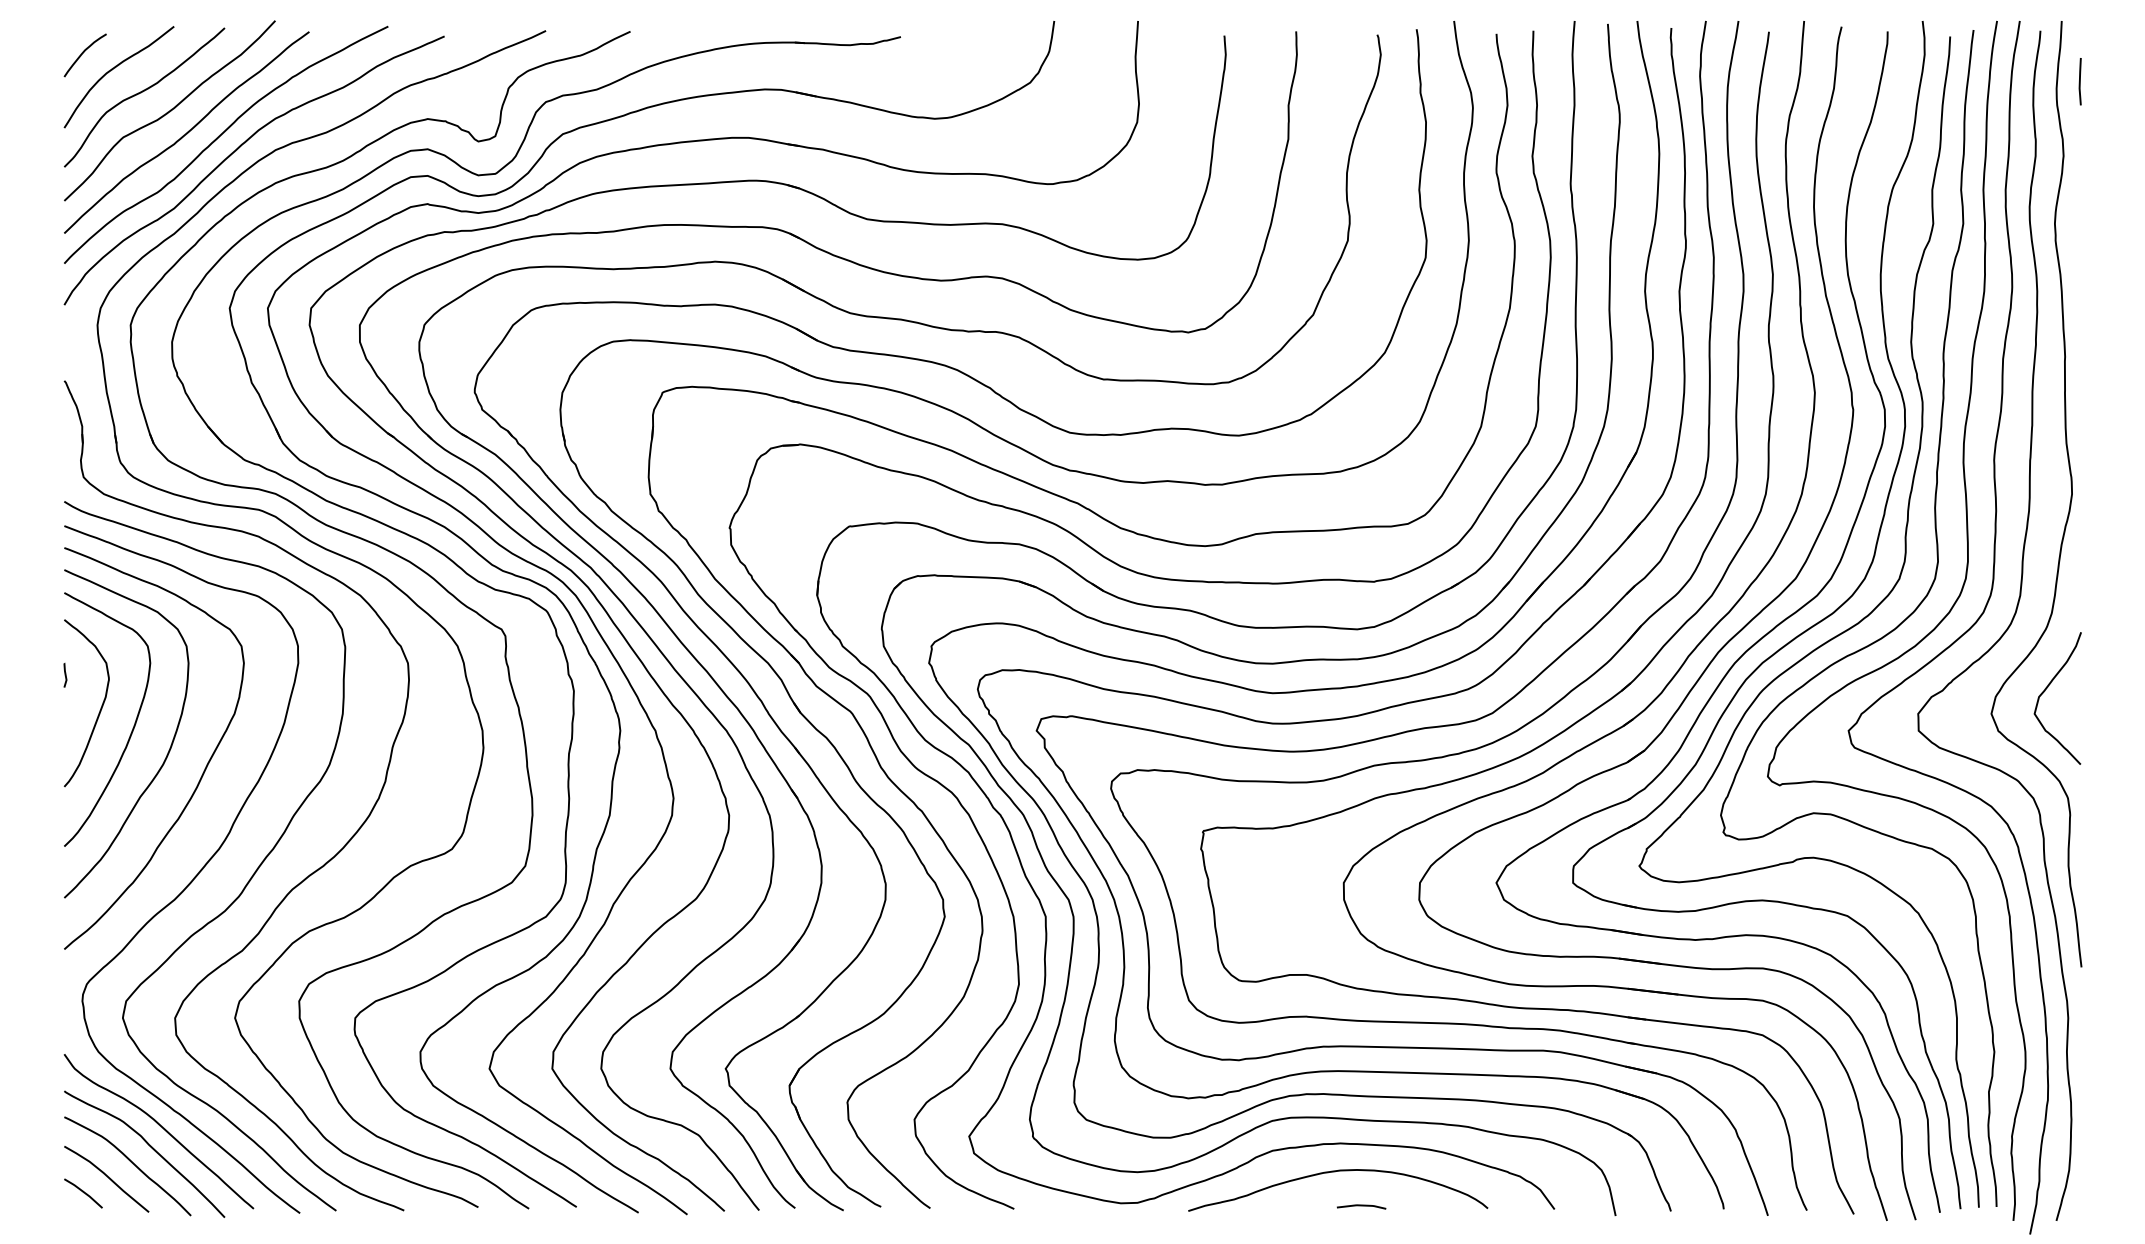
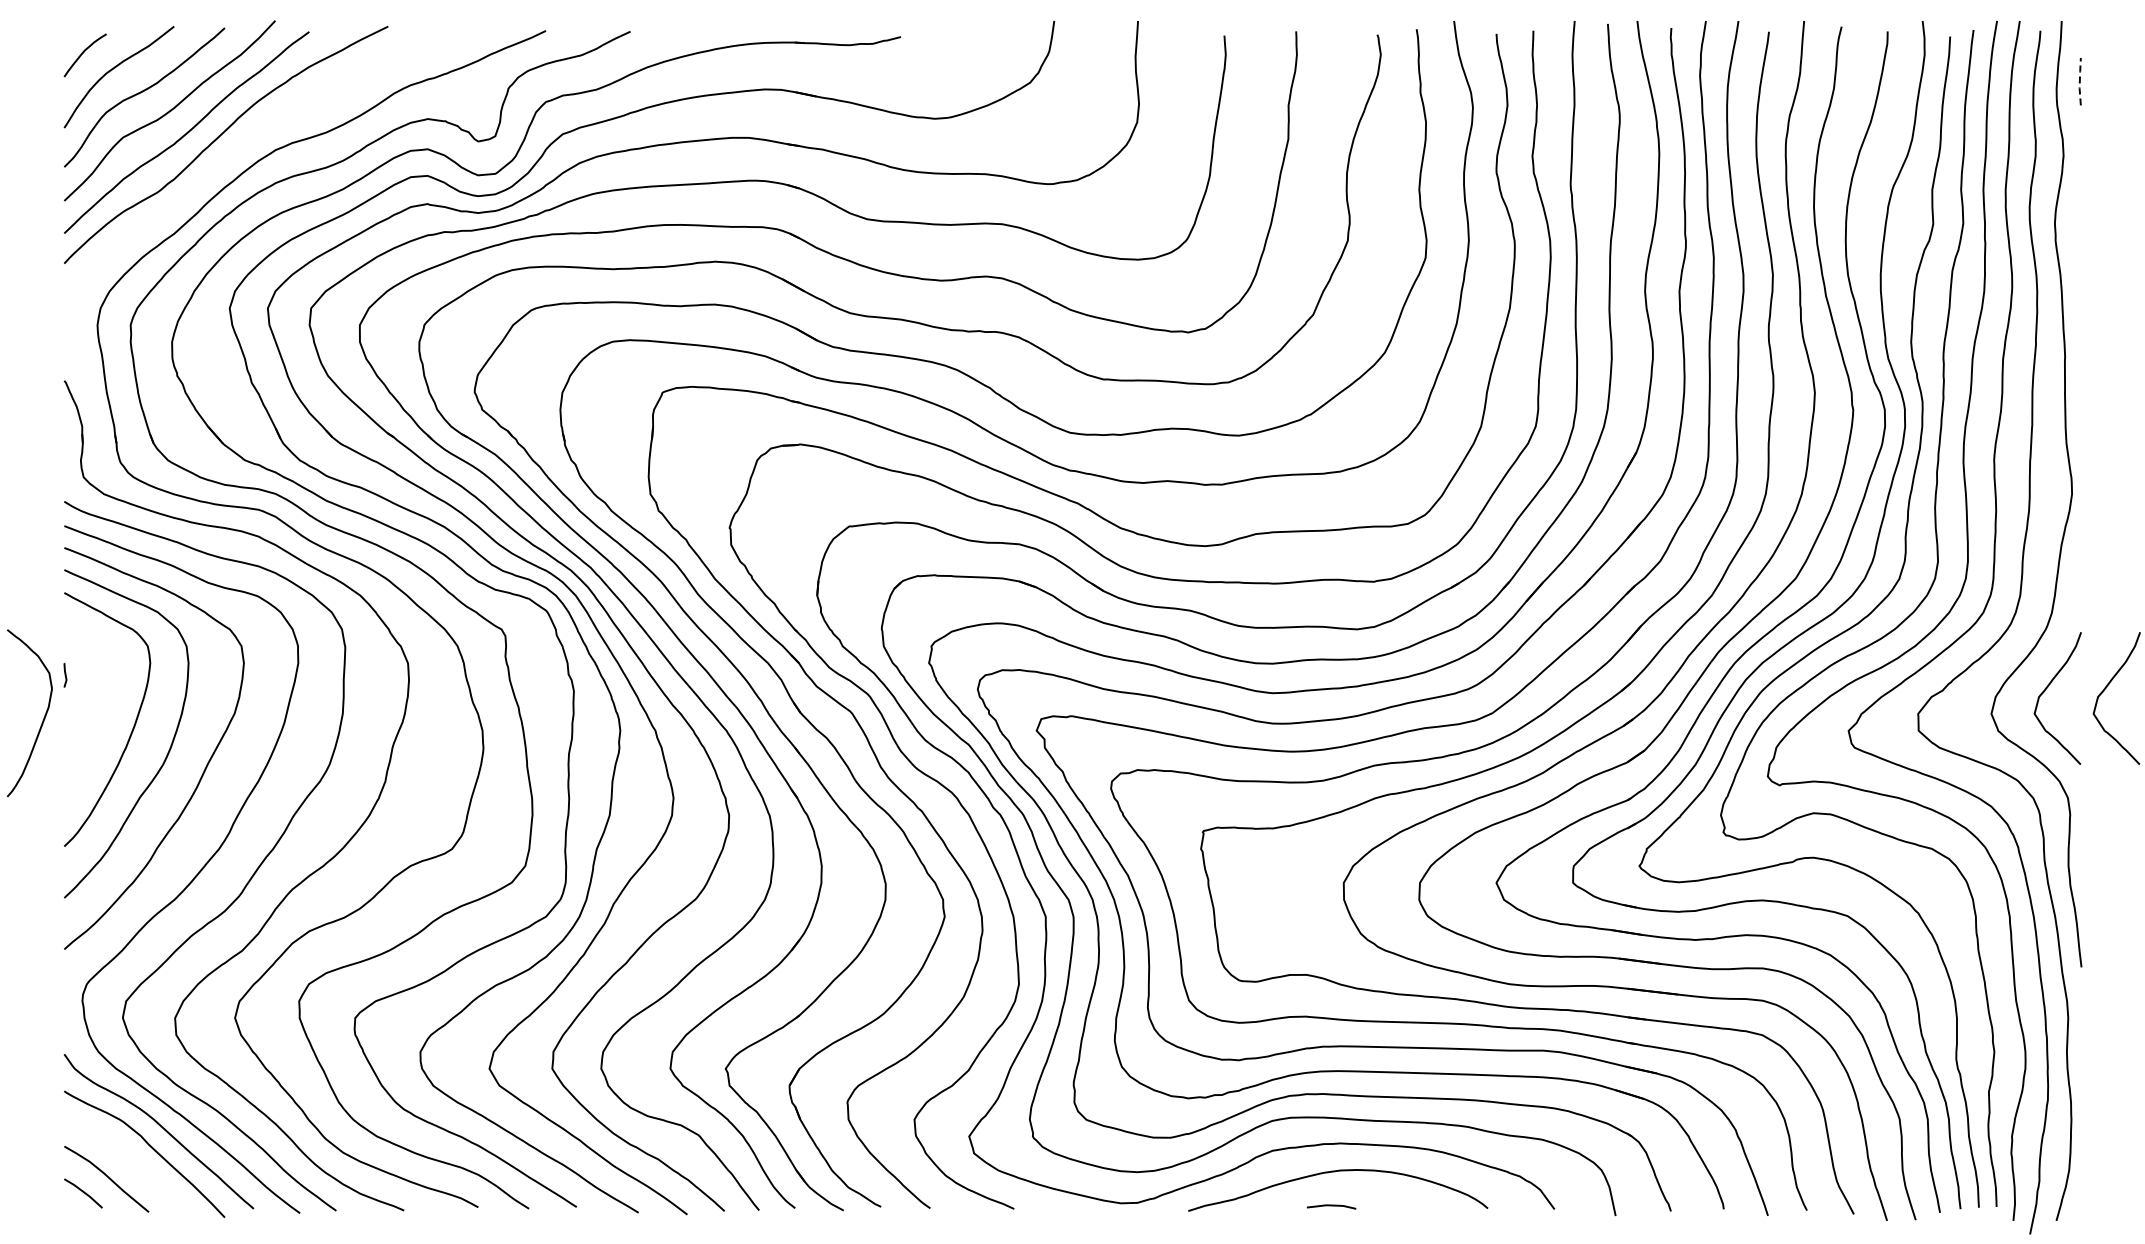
line: solid -> dashed (2079, 81)
curve: present -> none (236, 151)
curve: none -> present (2104, 691)
curve position: (100, 707) -> (43, 717) (43, 717)
curve: present -> none (130, 1162)
curve position: (1361, 1206) -> (1331, 1206) (1331, 1206)
